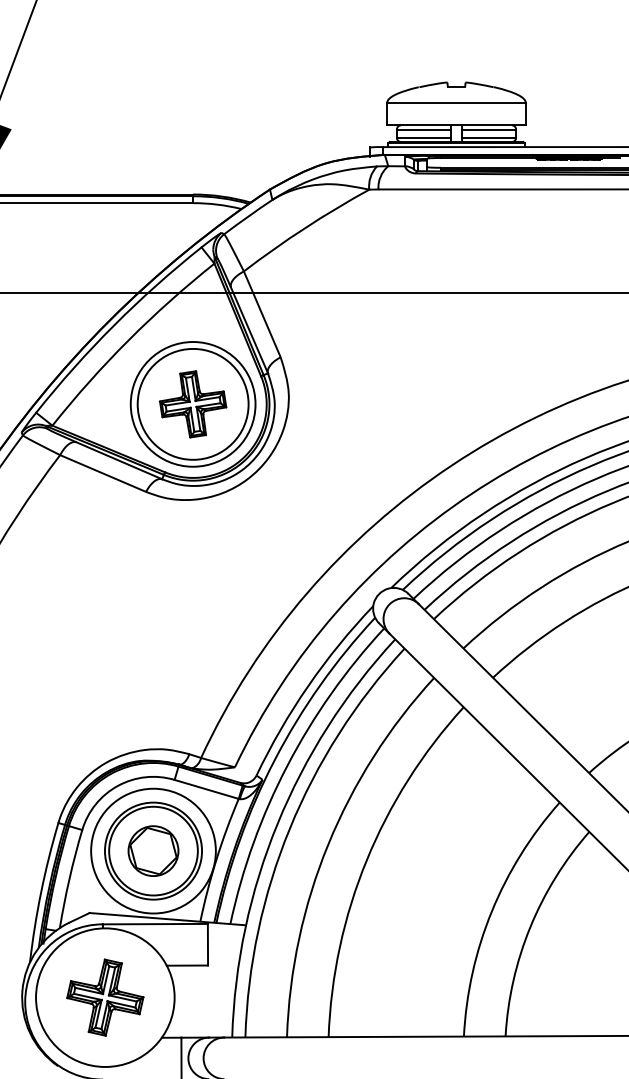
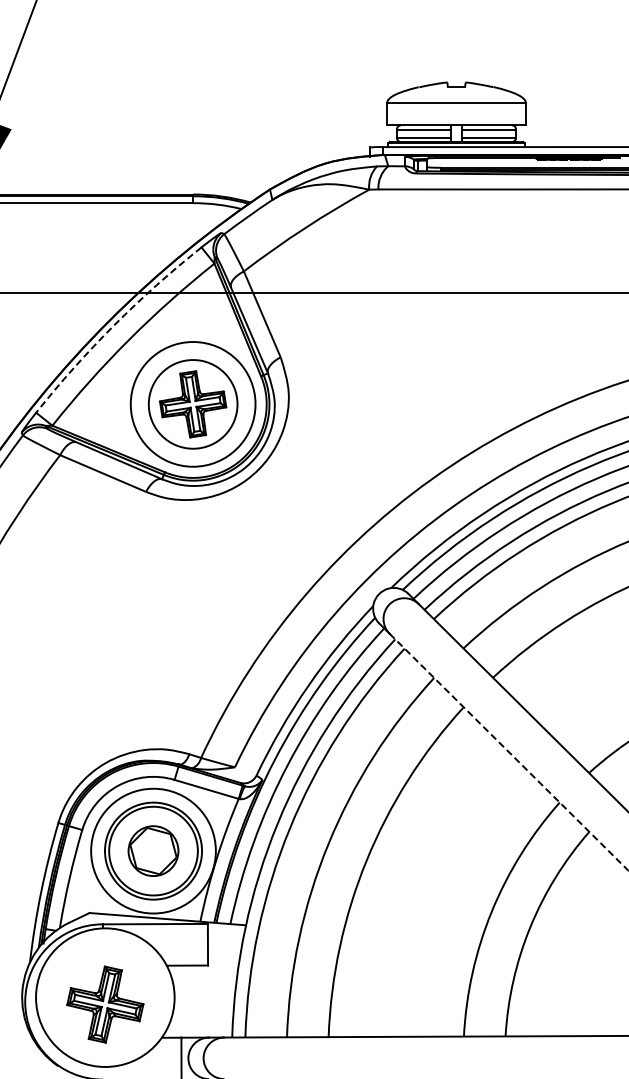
arc: solid -> dashed (114, 325)
circle diameter: 111 px -> 89 px (192, 404)
line: solid -> dashed (509, 752)
part position: (105, 997) -> (105, 1004) (105, 1004)
